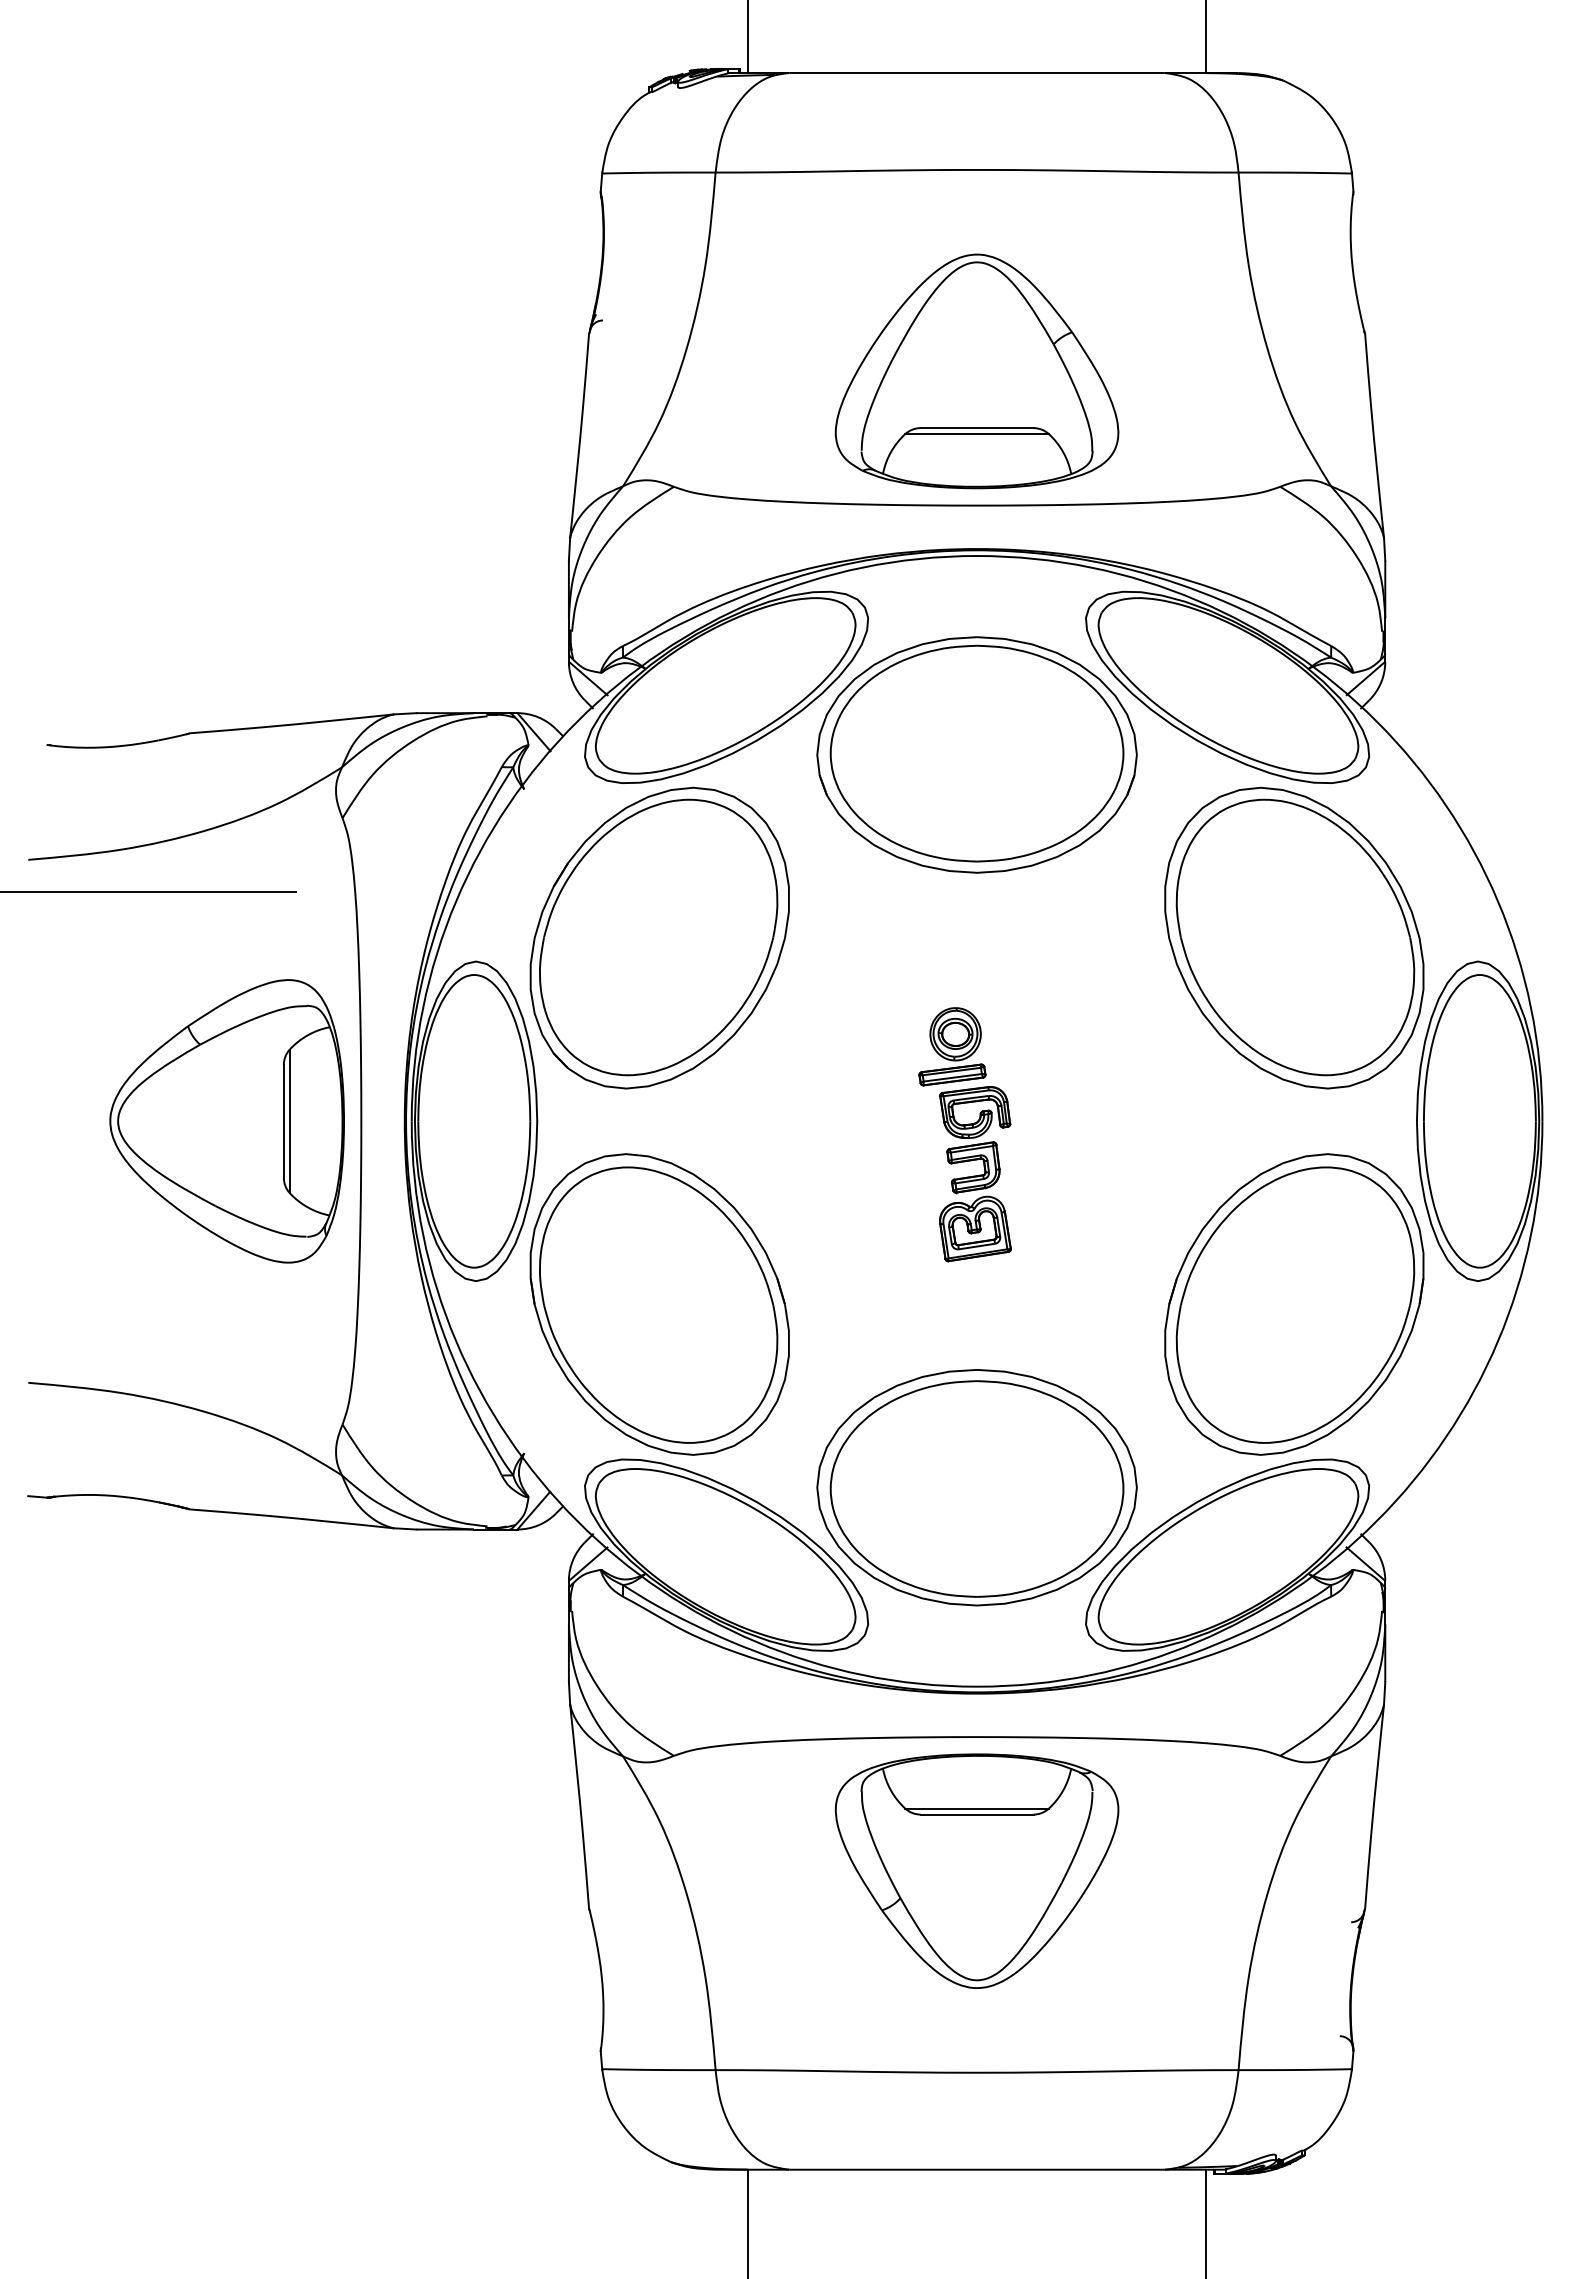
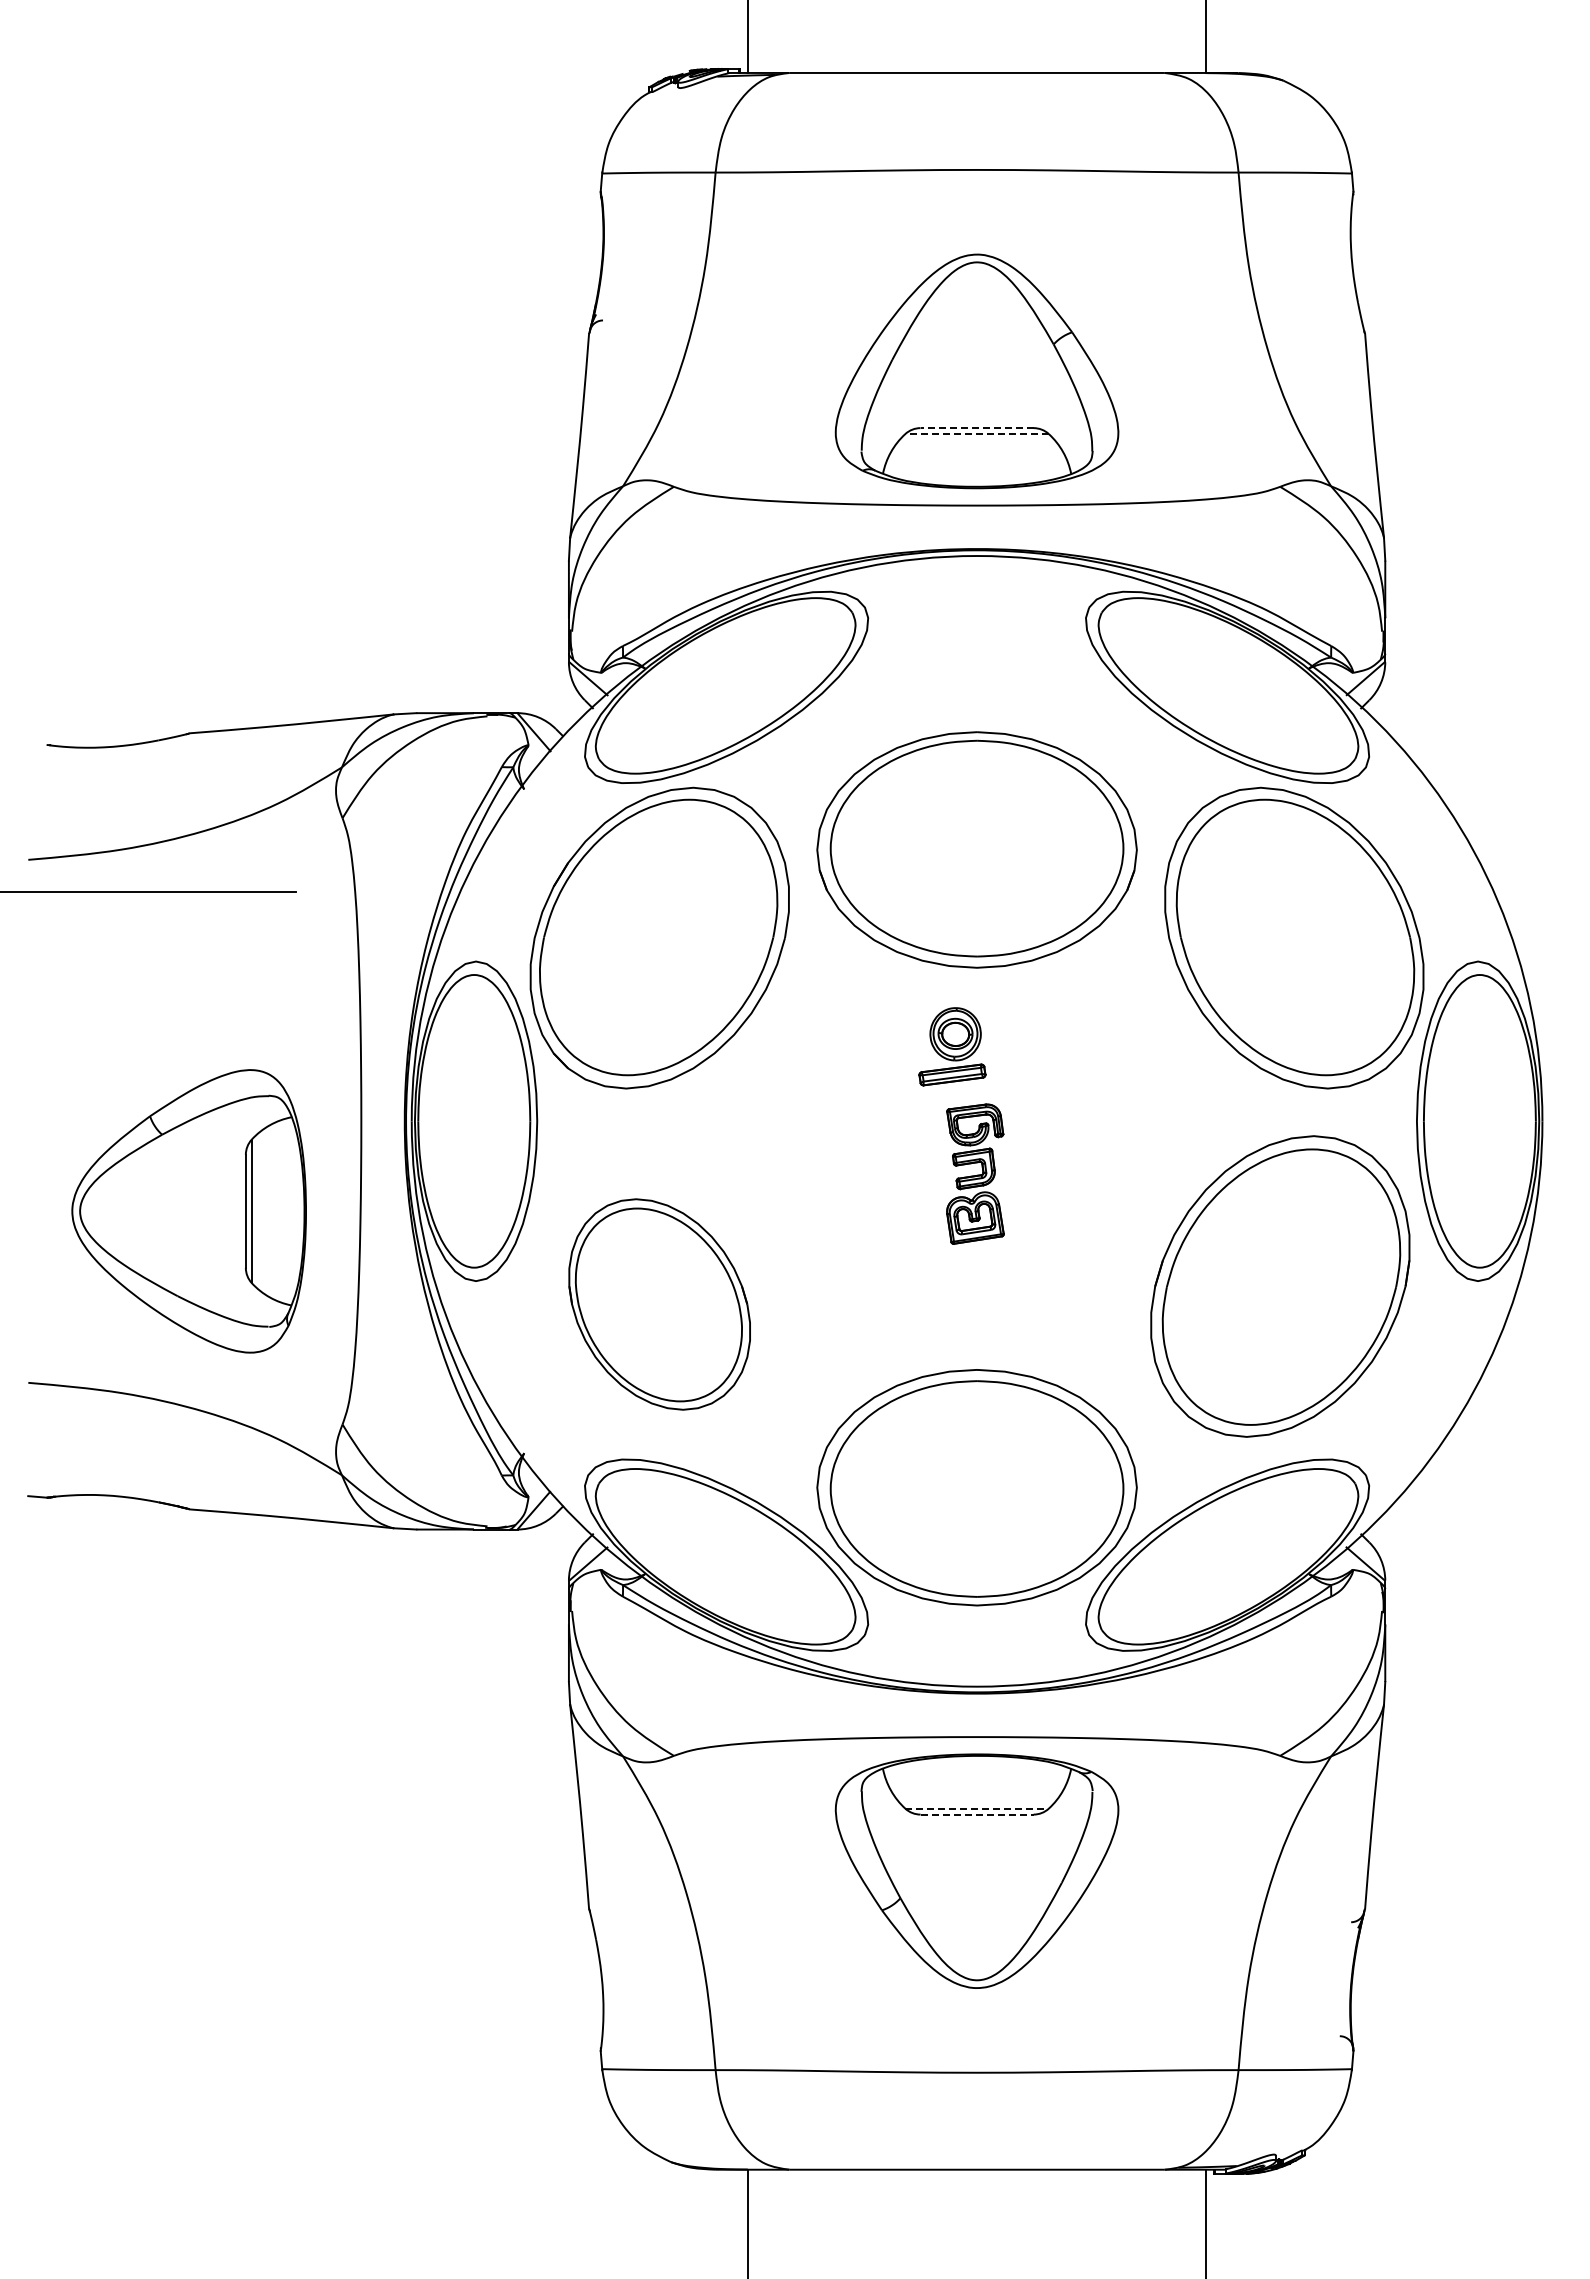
line: solid -> dashed (977, 428)
line: solid -> dashed (977, 434)
part position: (976, 754) -> (976, 849) (976, 849)
part position: (226, 1121) -> (188, 1211) (188, 1211)
part size: 73x177 px -> 59x142 px (975, 1173)
part size: 261x303 px -> 183x213 px (659, 1304)
part position: (1294, 1304) -> (1280, 1286) (1280, 1286)
line: solid -> dashed (977, 1808)
line: solid -> dashed (977, 1814)
